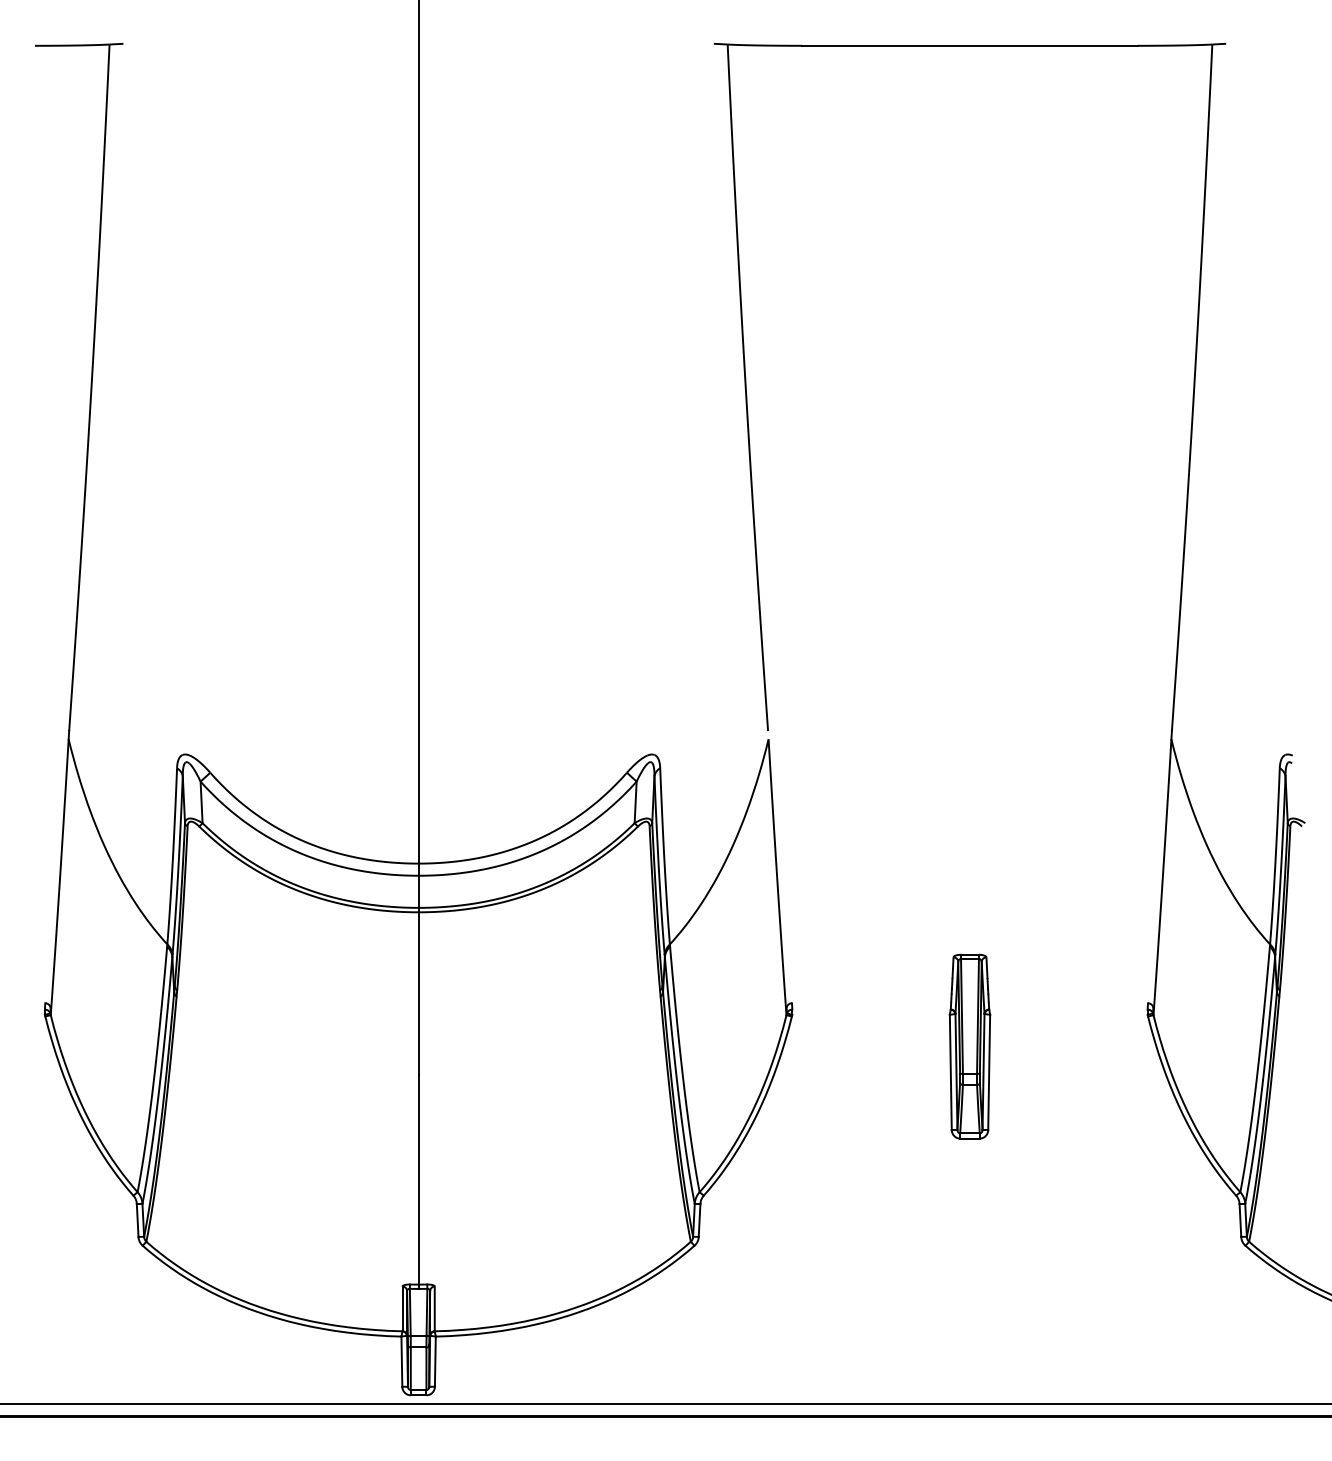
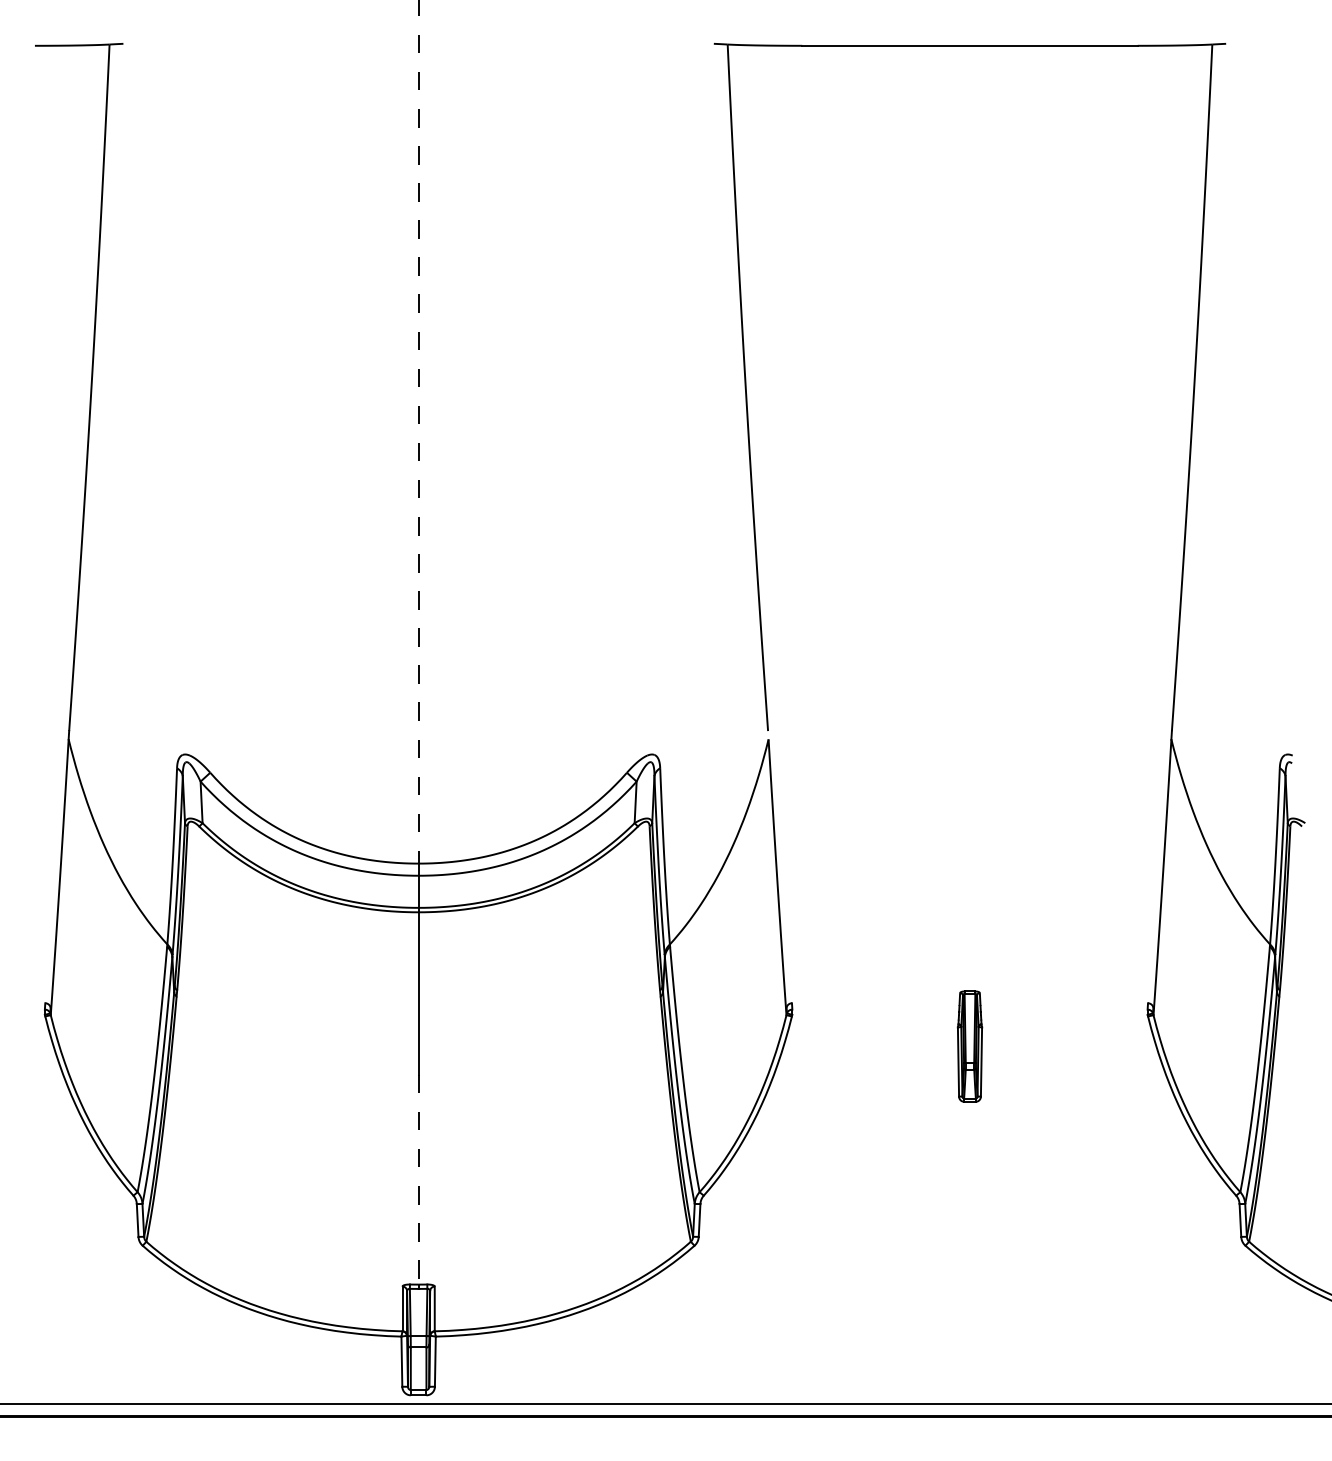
line: solid -> dashed (418, 432)
part size: 44x187 px -> 28x113 px (969, 1046)
line: solid -> dashed (418, 1179)
